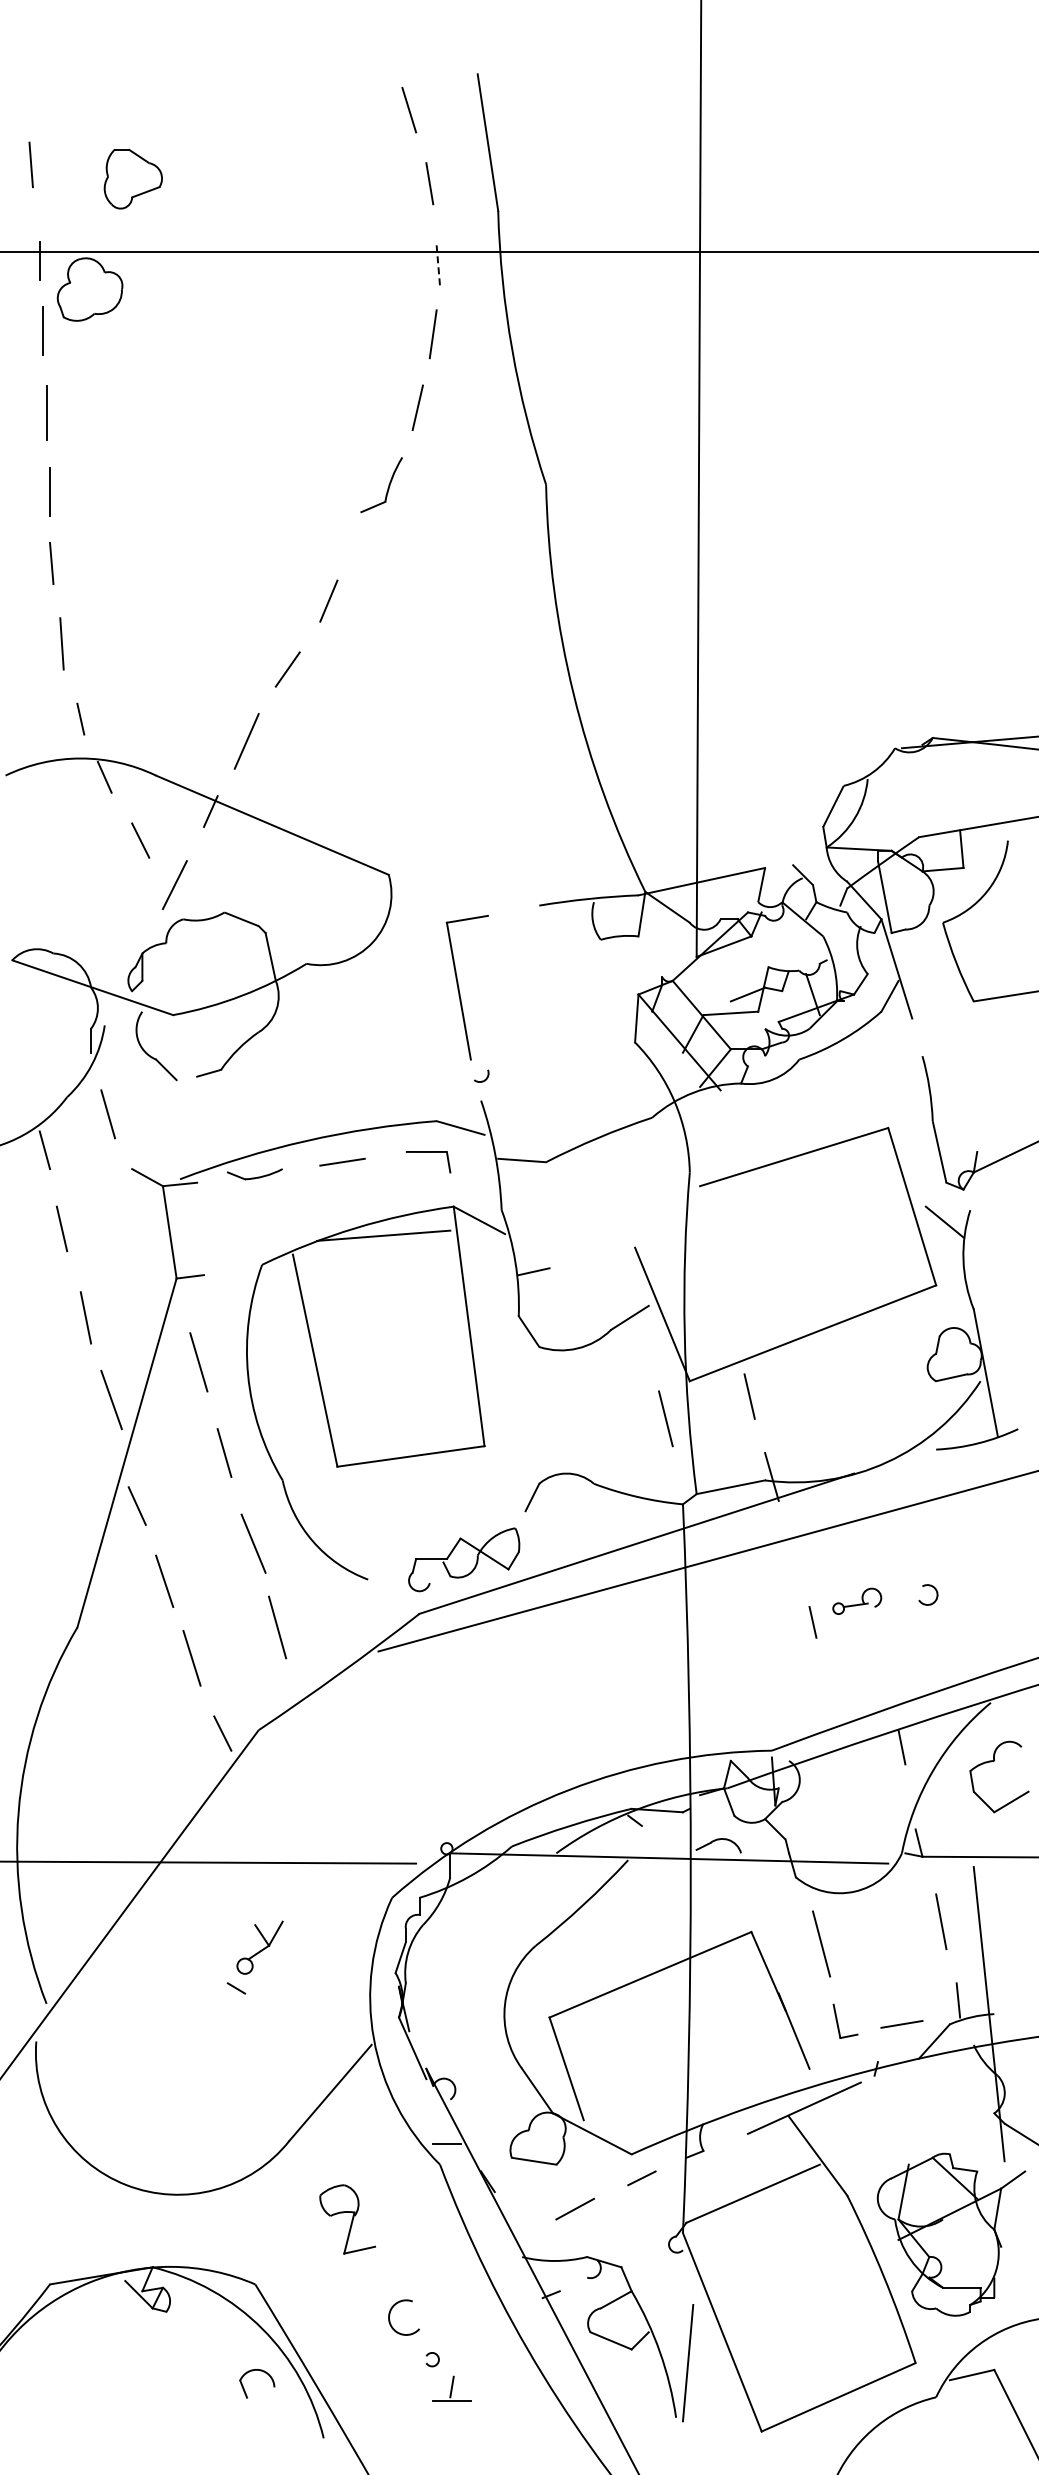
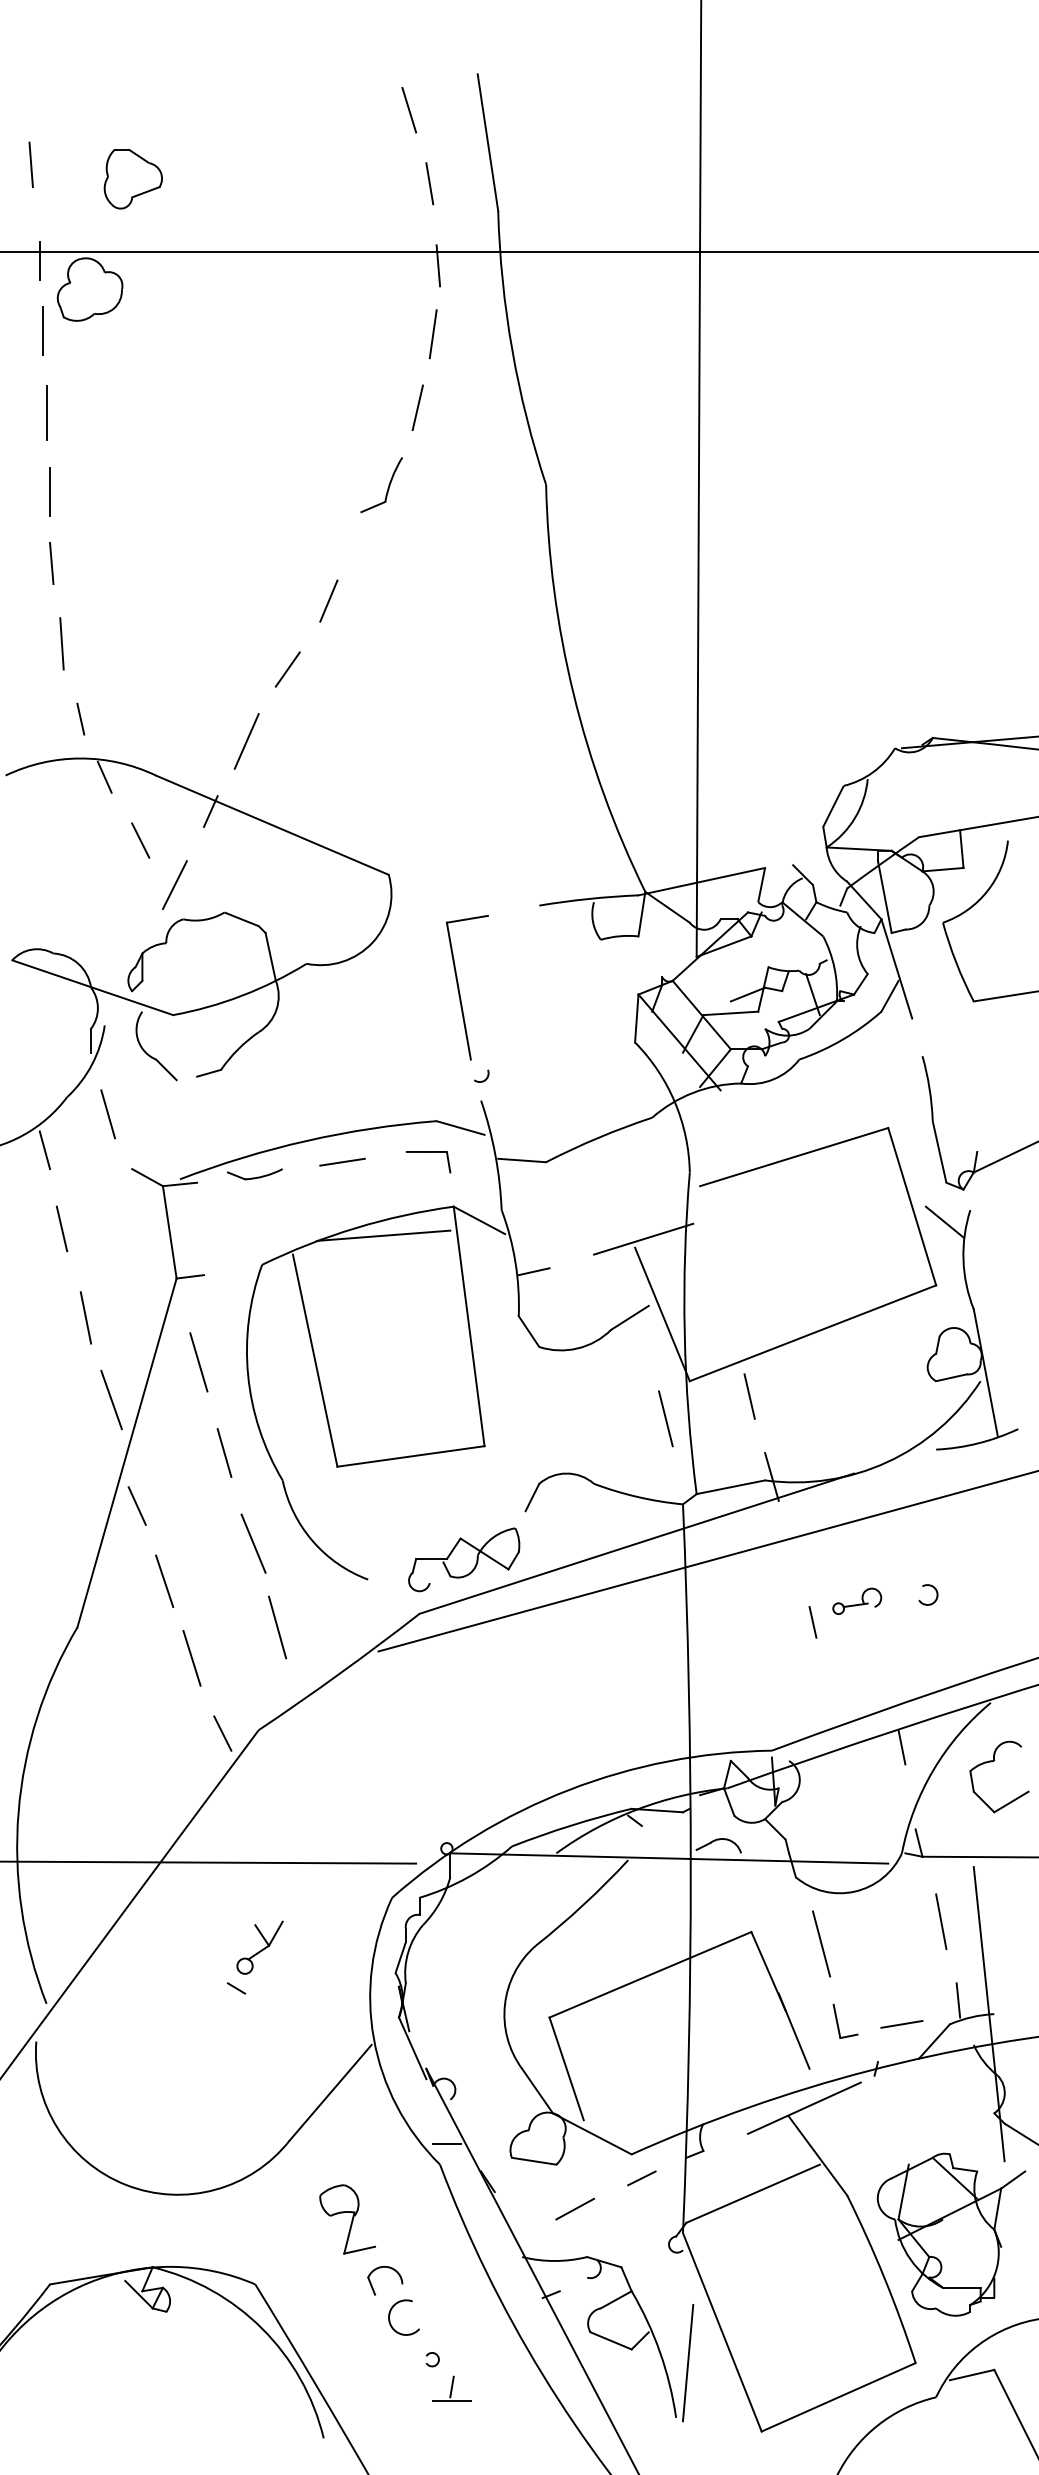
line: dashed -> solid (438, 265)
line: none -> present (643, 1238)
part position: (260, 2371) -> (388, 2268) (388, 2268)
